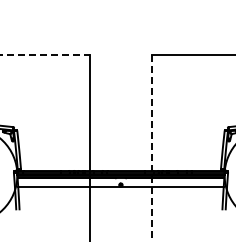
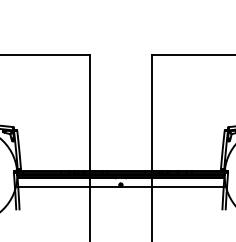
line: dashed -> solid (45, 54)
line: dashed -> solid (152, 148)
